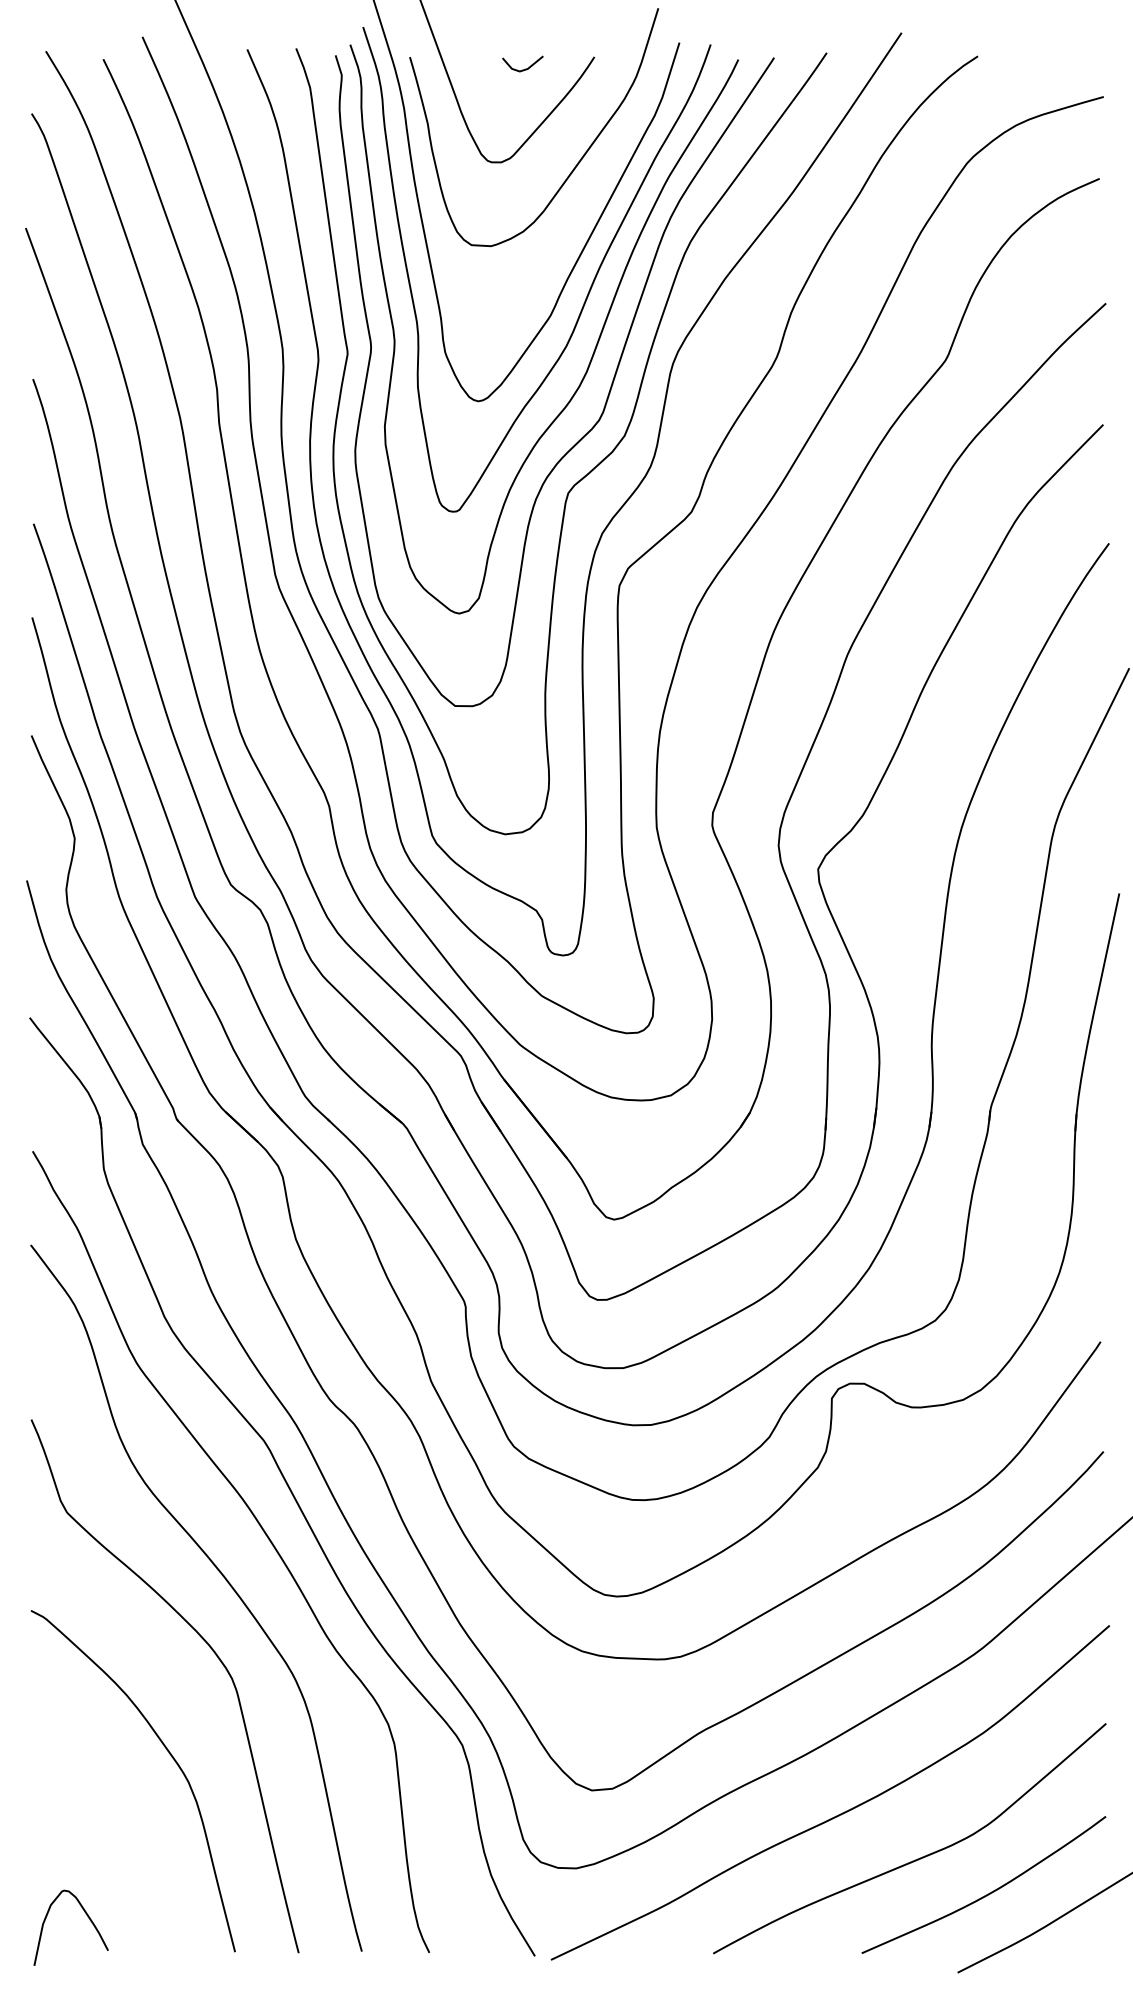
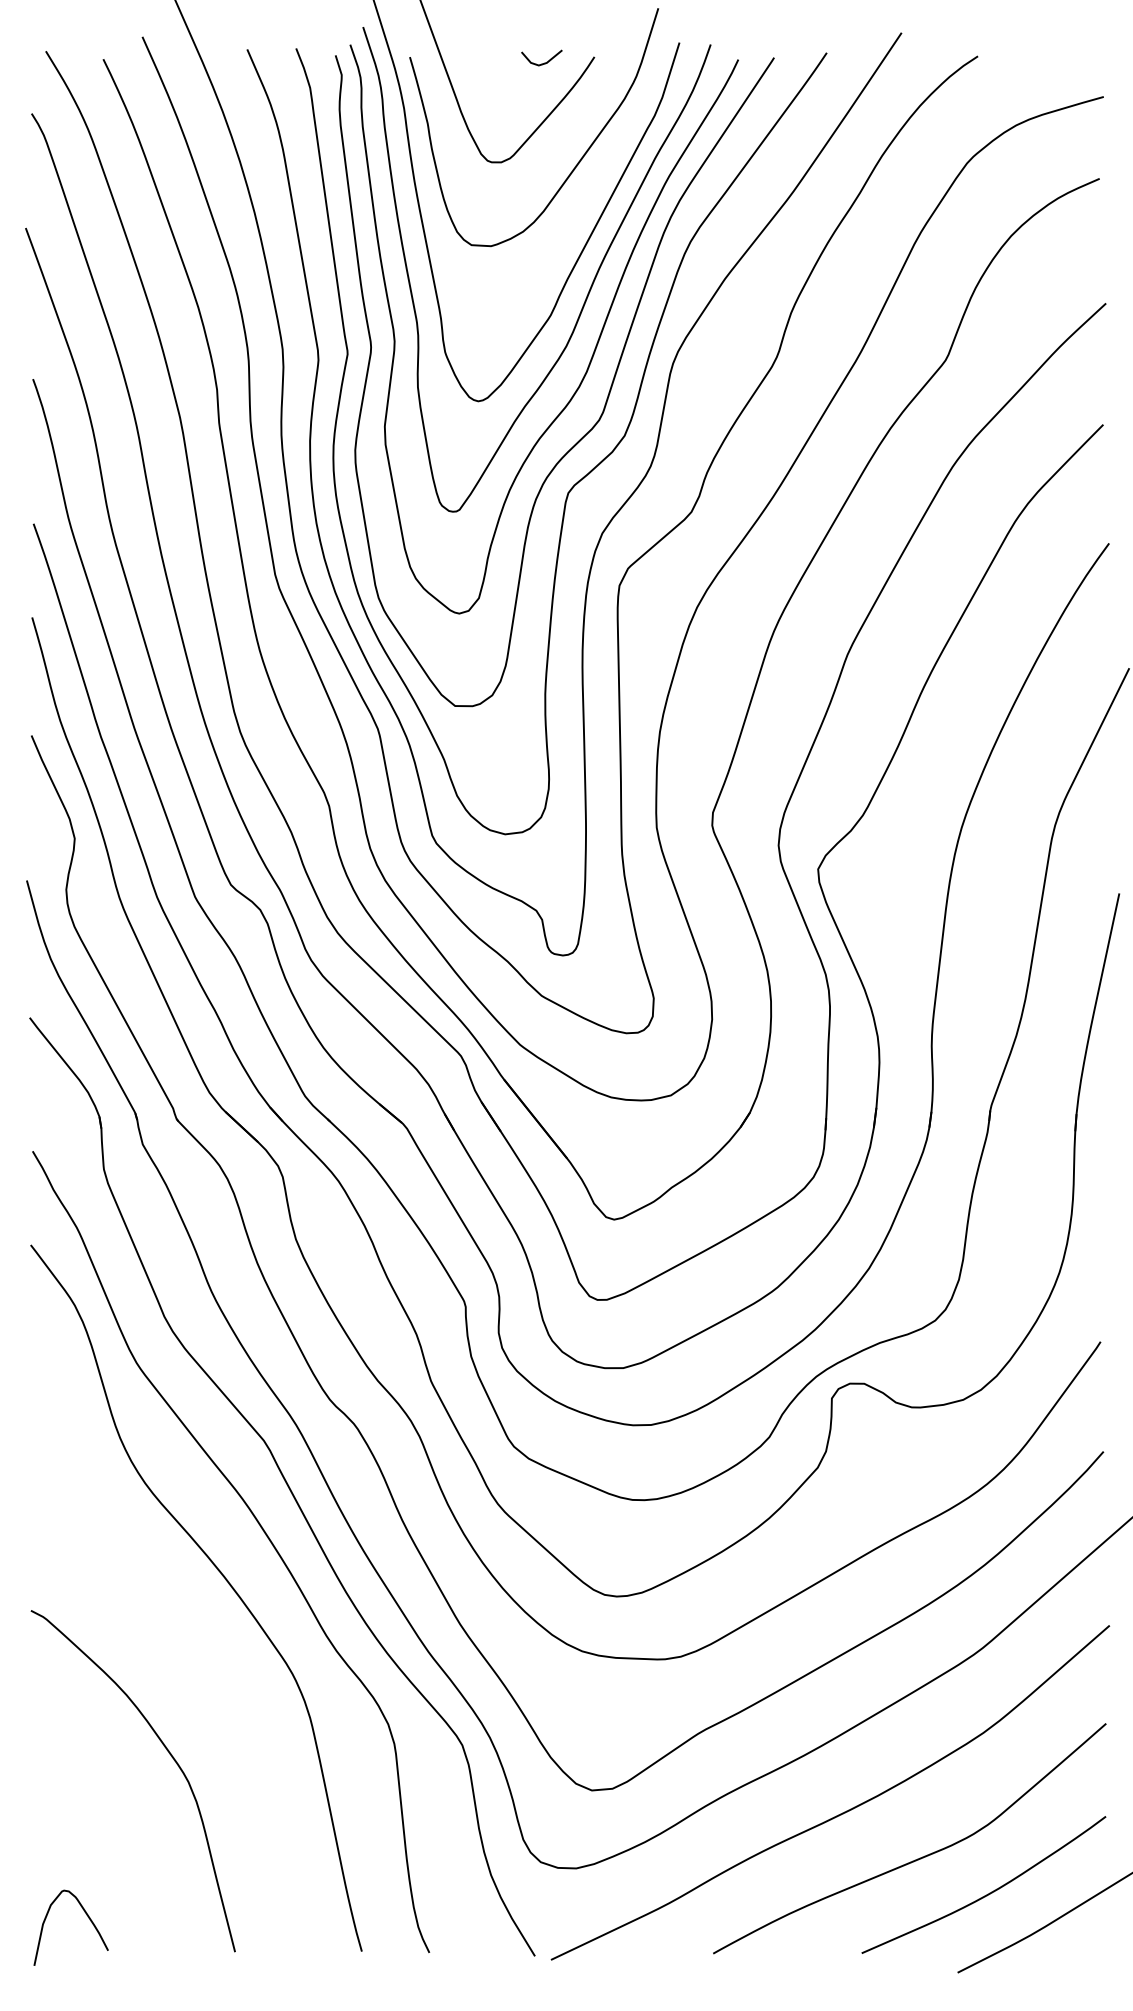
line position: (525, 68) -> (544, 62) (544, 62)
curve: present -> none (212, 1651)
